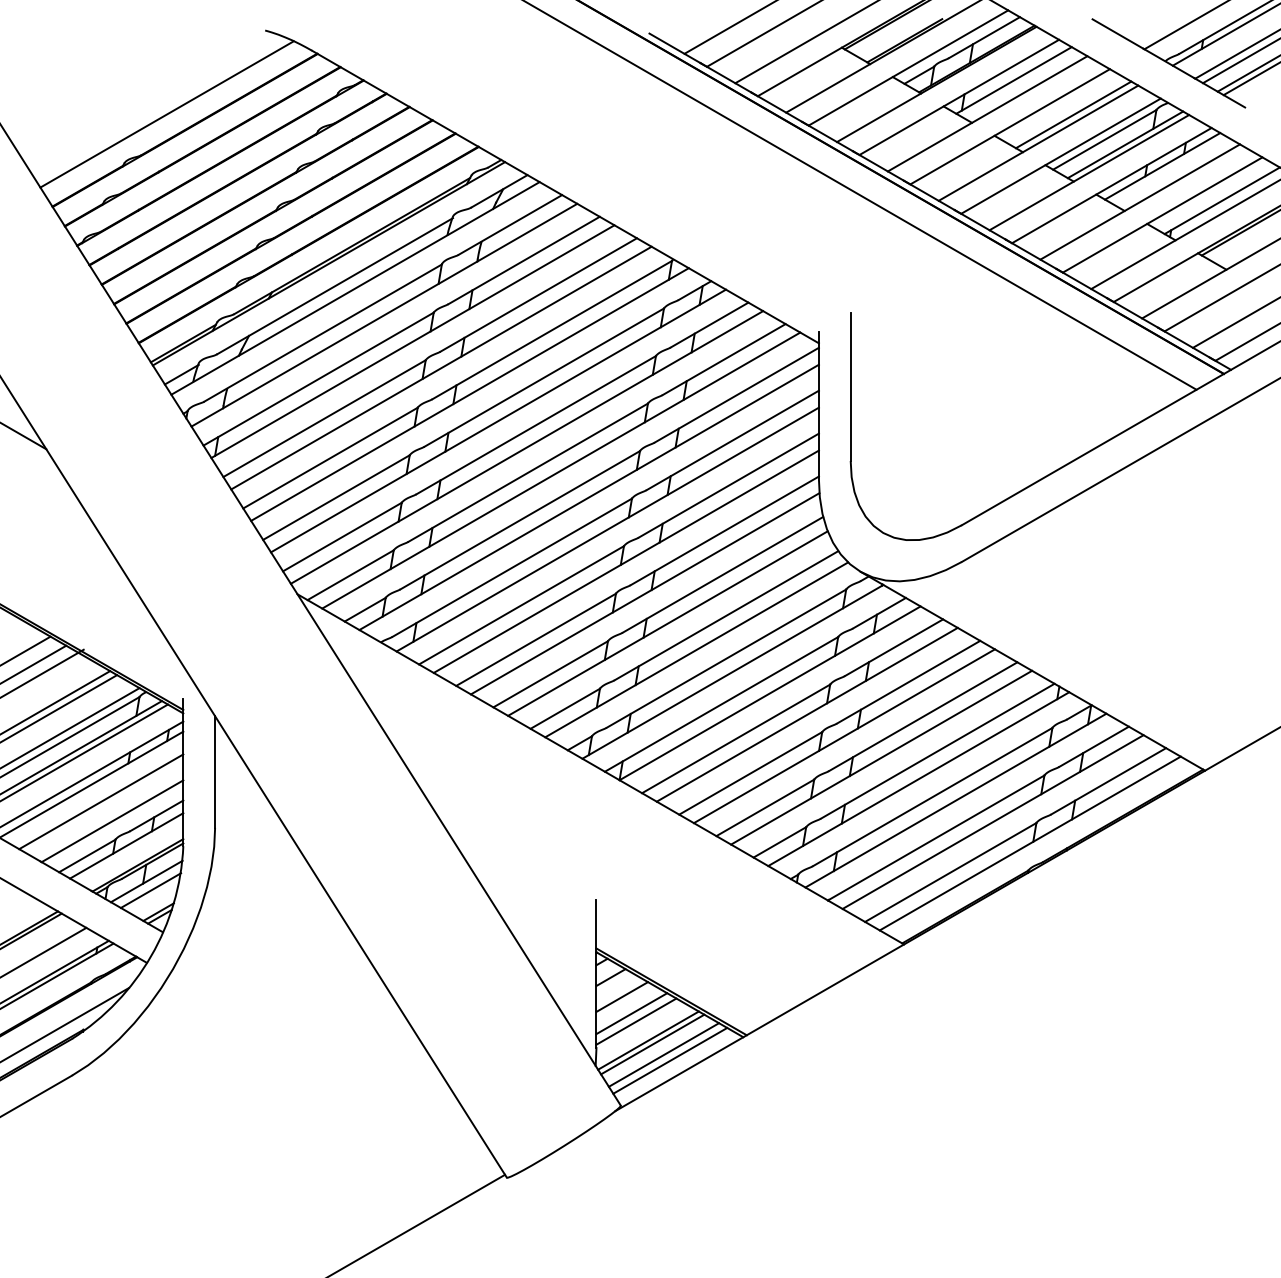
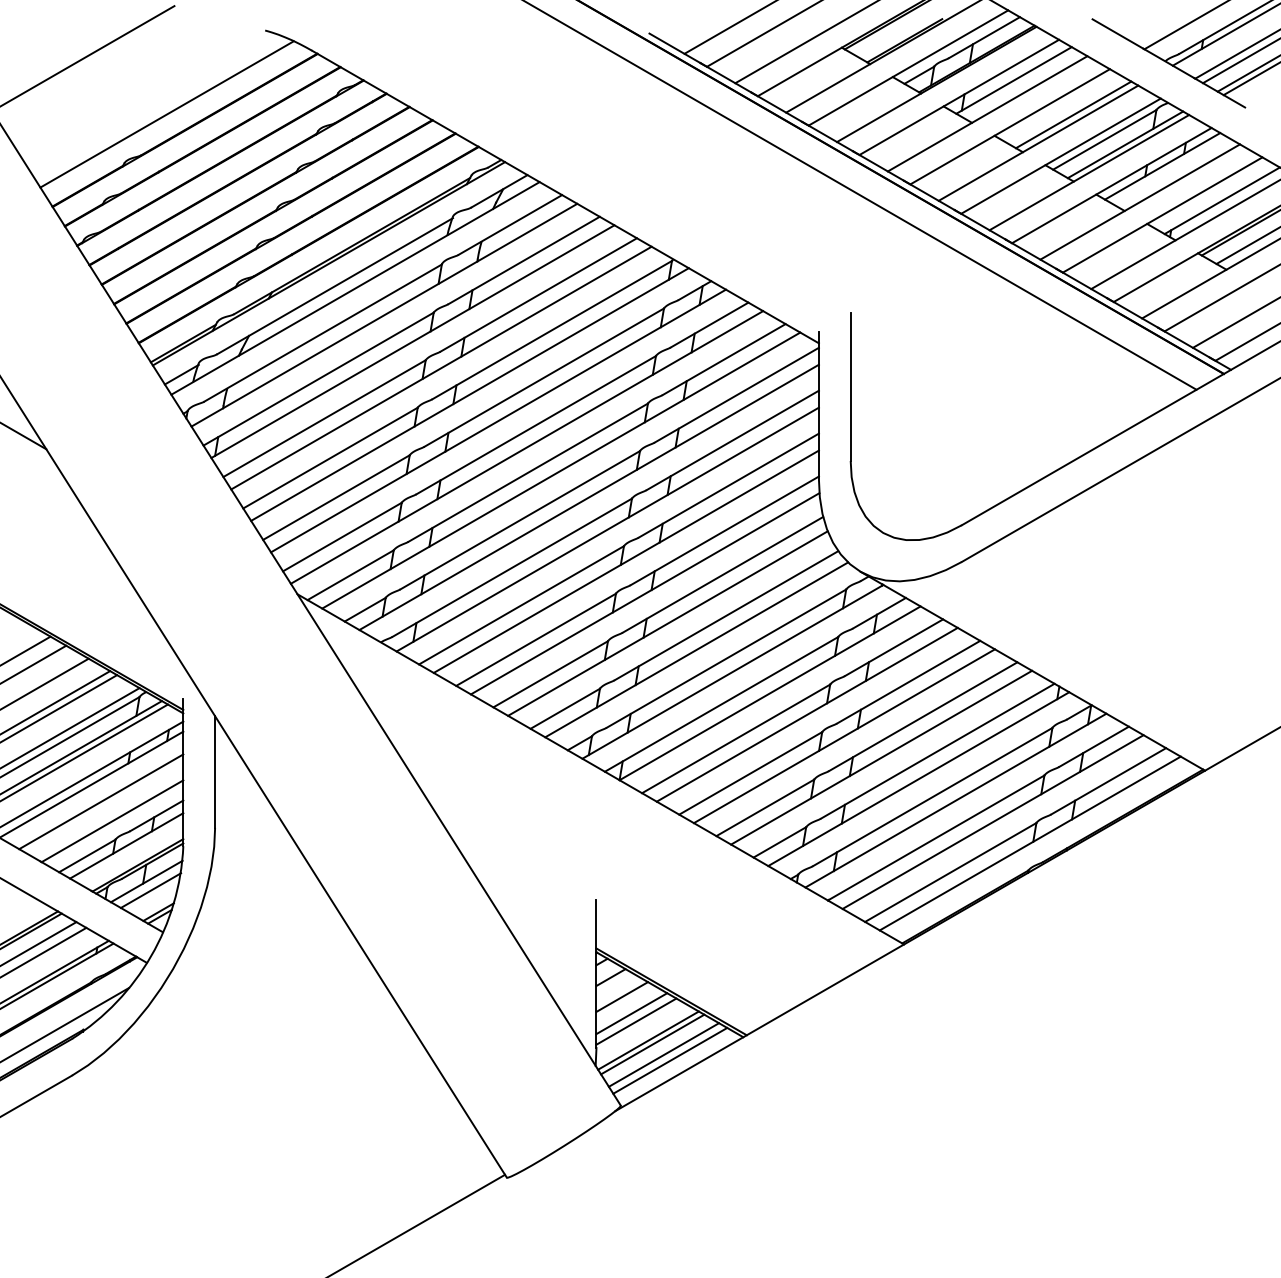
line: none -> present (88, 55)
line: none -> present (1246, 245)
line position: (42, 672) -> (45, 683) (45, 683)
line: none -> present (39, 943)
